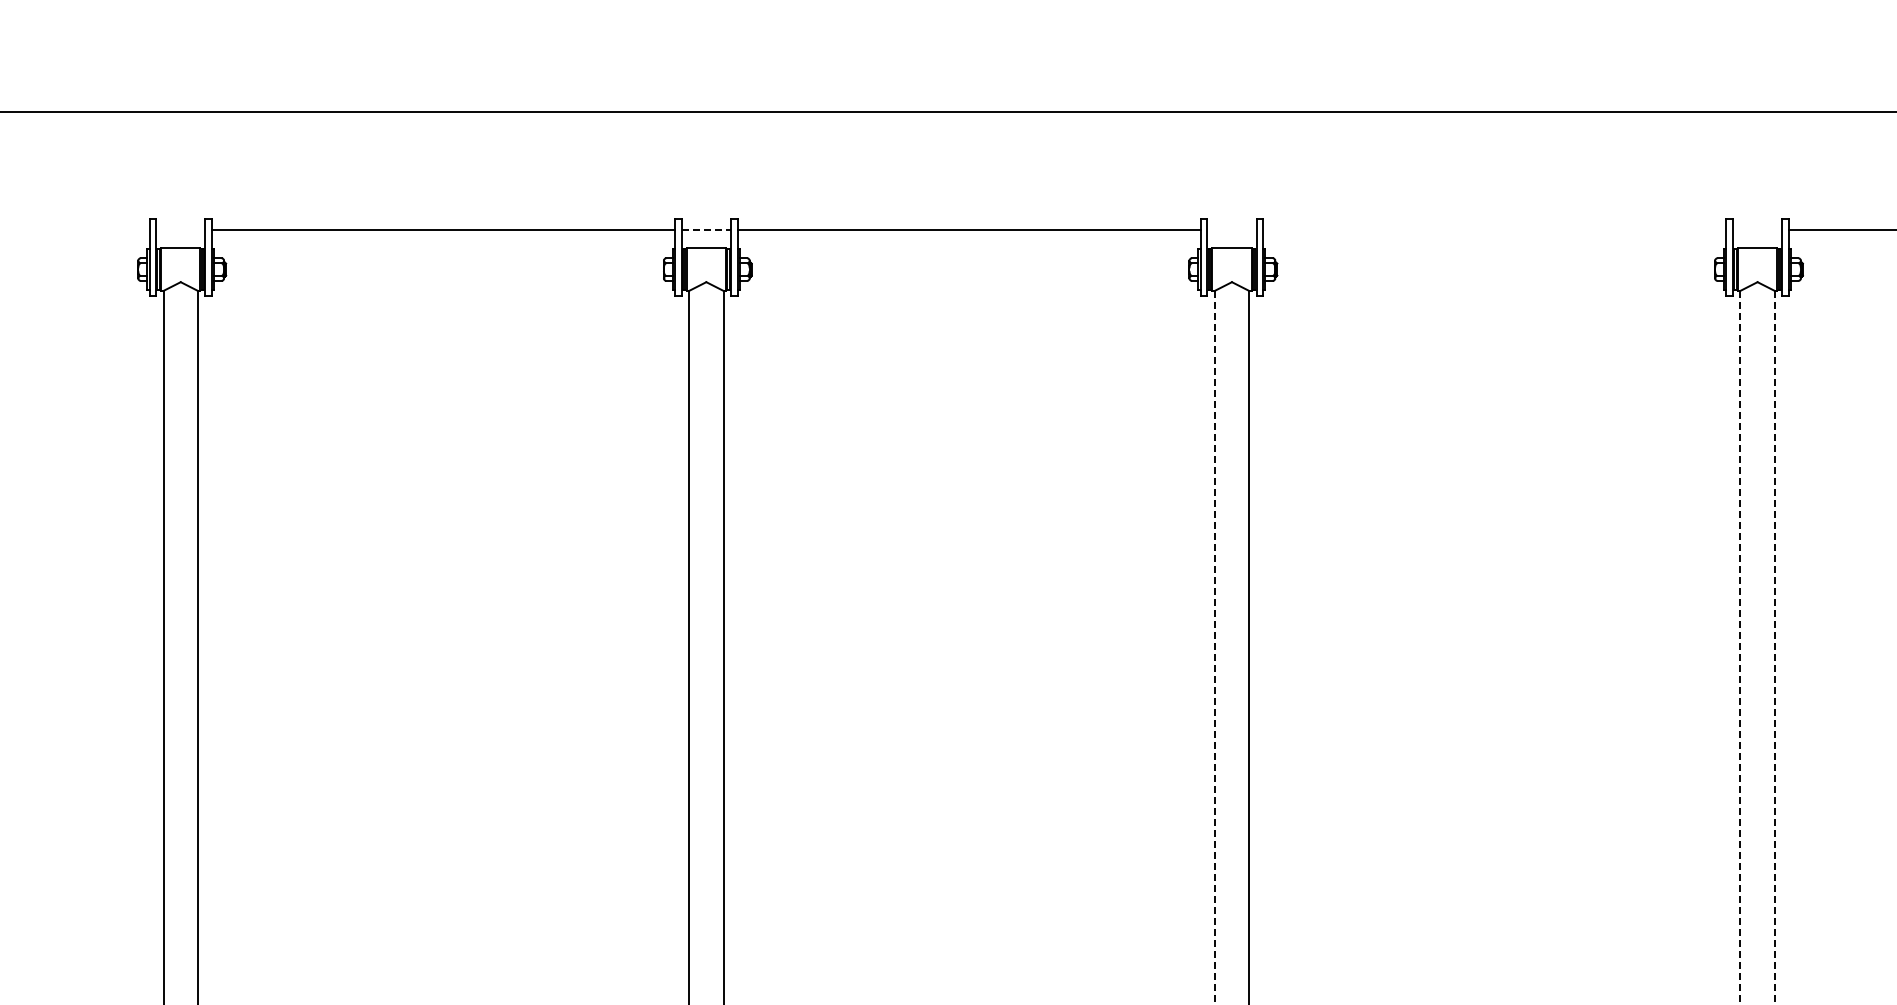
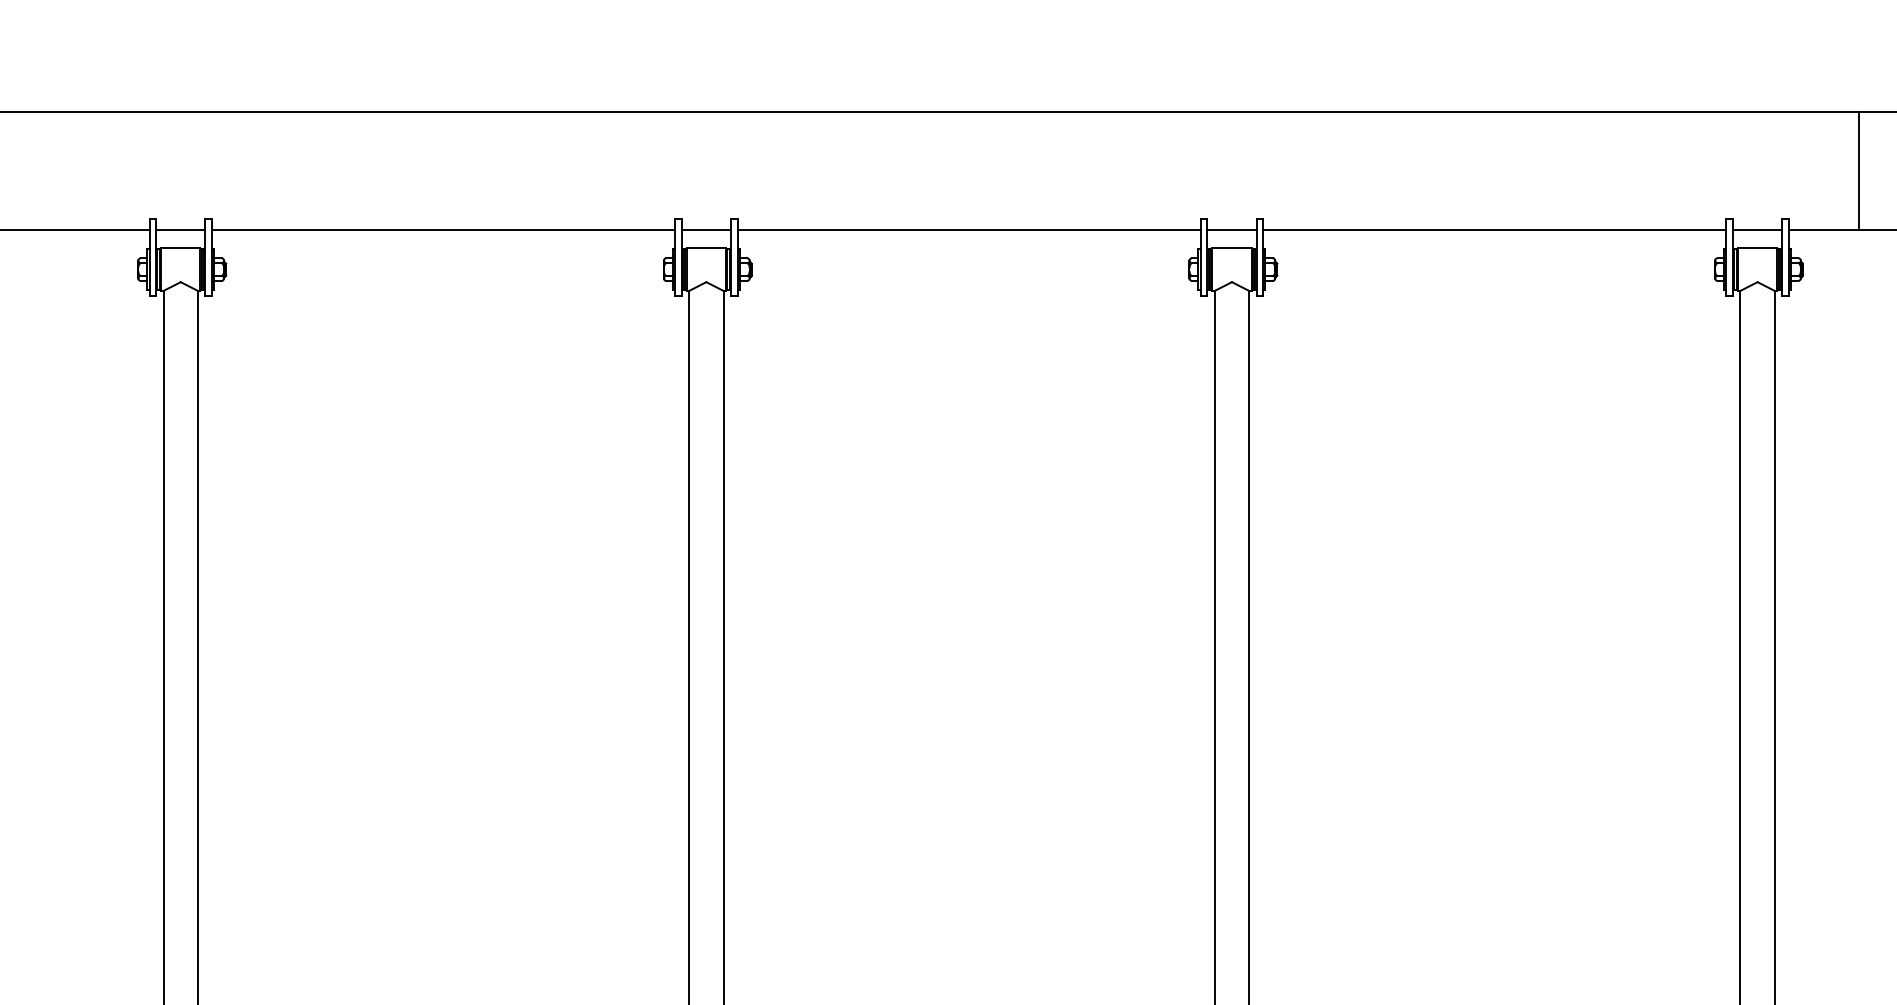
line: none -> present (1859, 170)
line: none -> present (75, 230)
line: none -> present (180, 230)
line: dashed -> solid (706, 230)
line: none -> present (1231, 230)
line: none -> present (1494, 230)
line: none -> present (1757, 230)
line: dashed -> solid (1214, 647)
line: dashed -> solid (1740, 647)
line: dashed -> solid (1774, 647)
